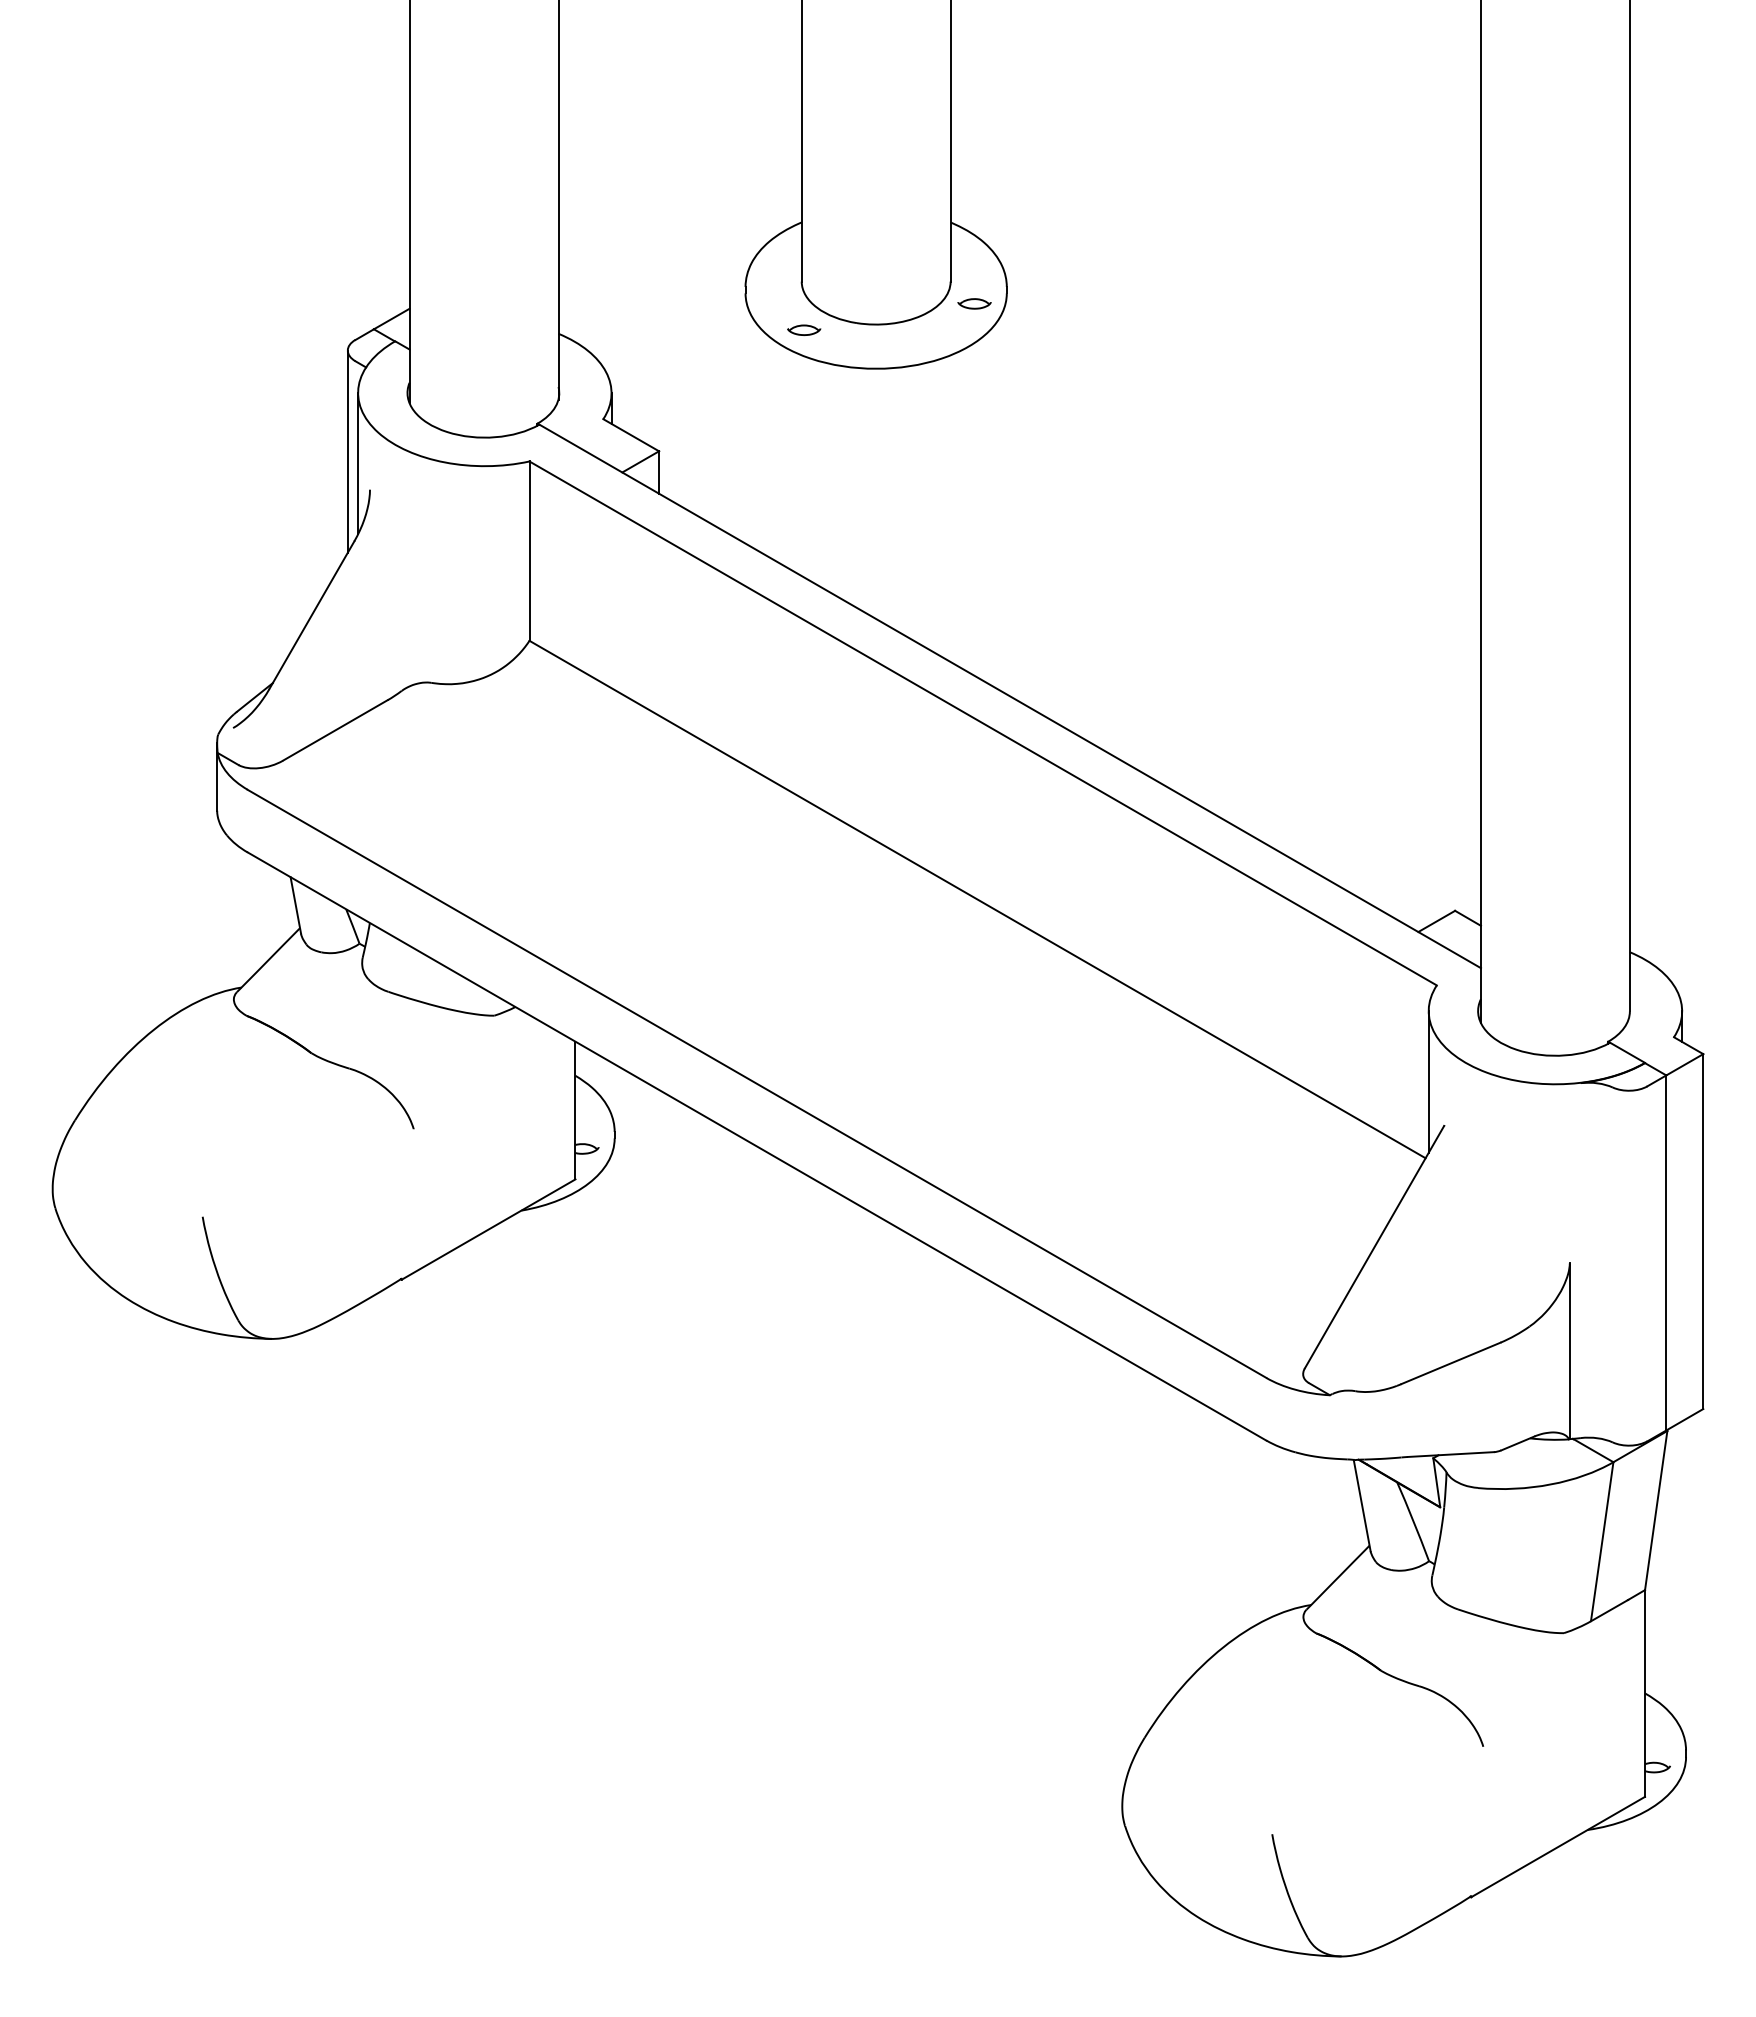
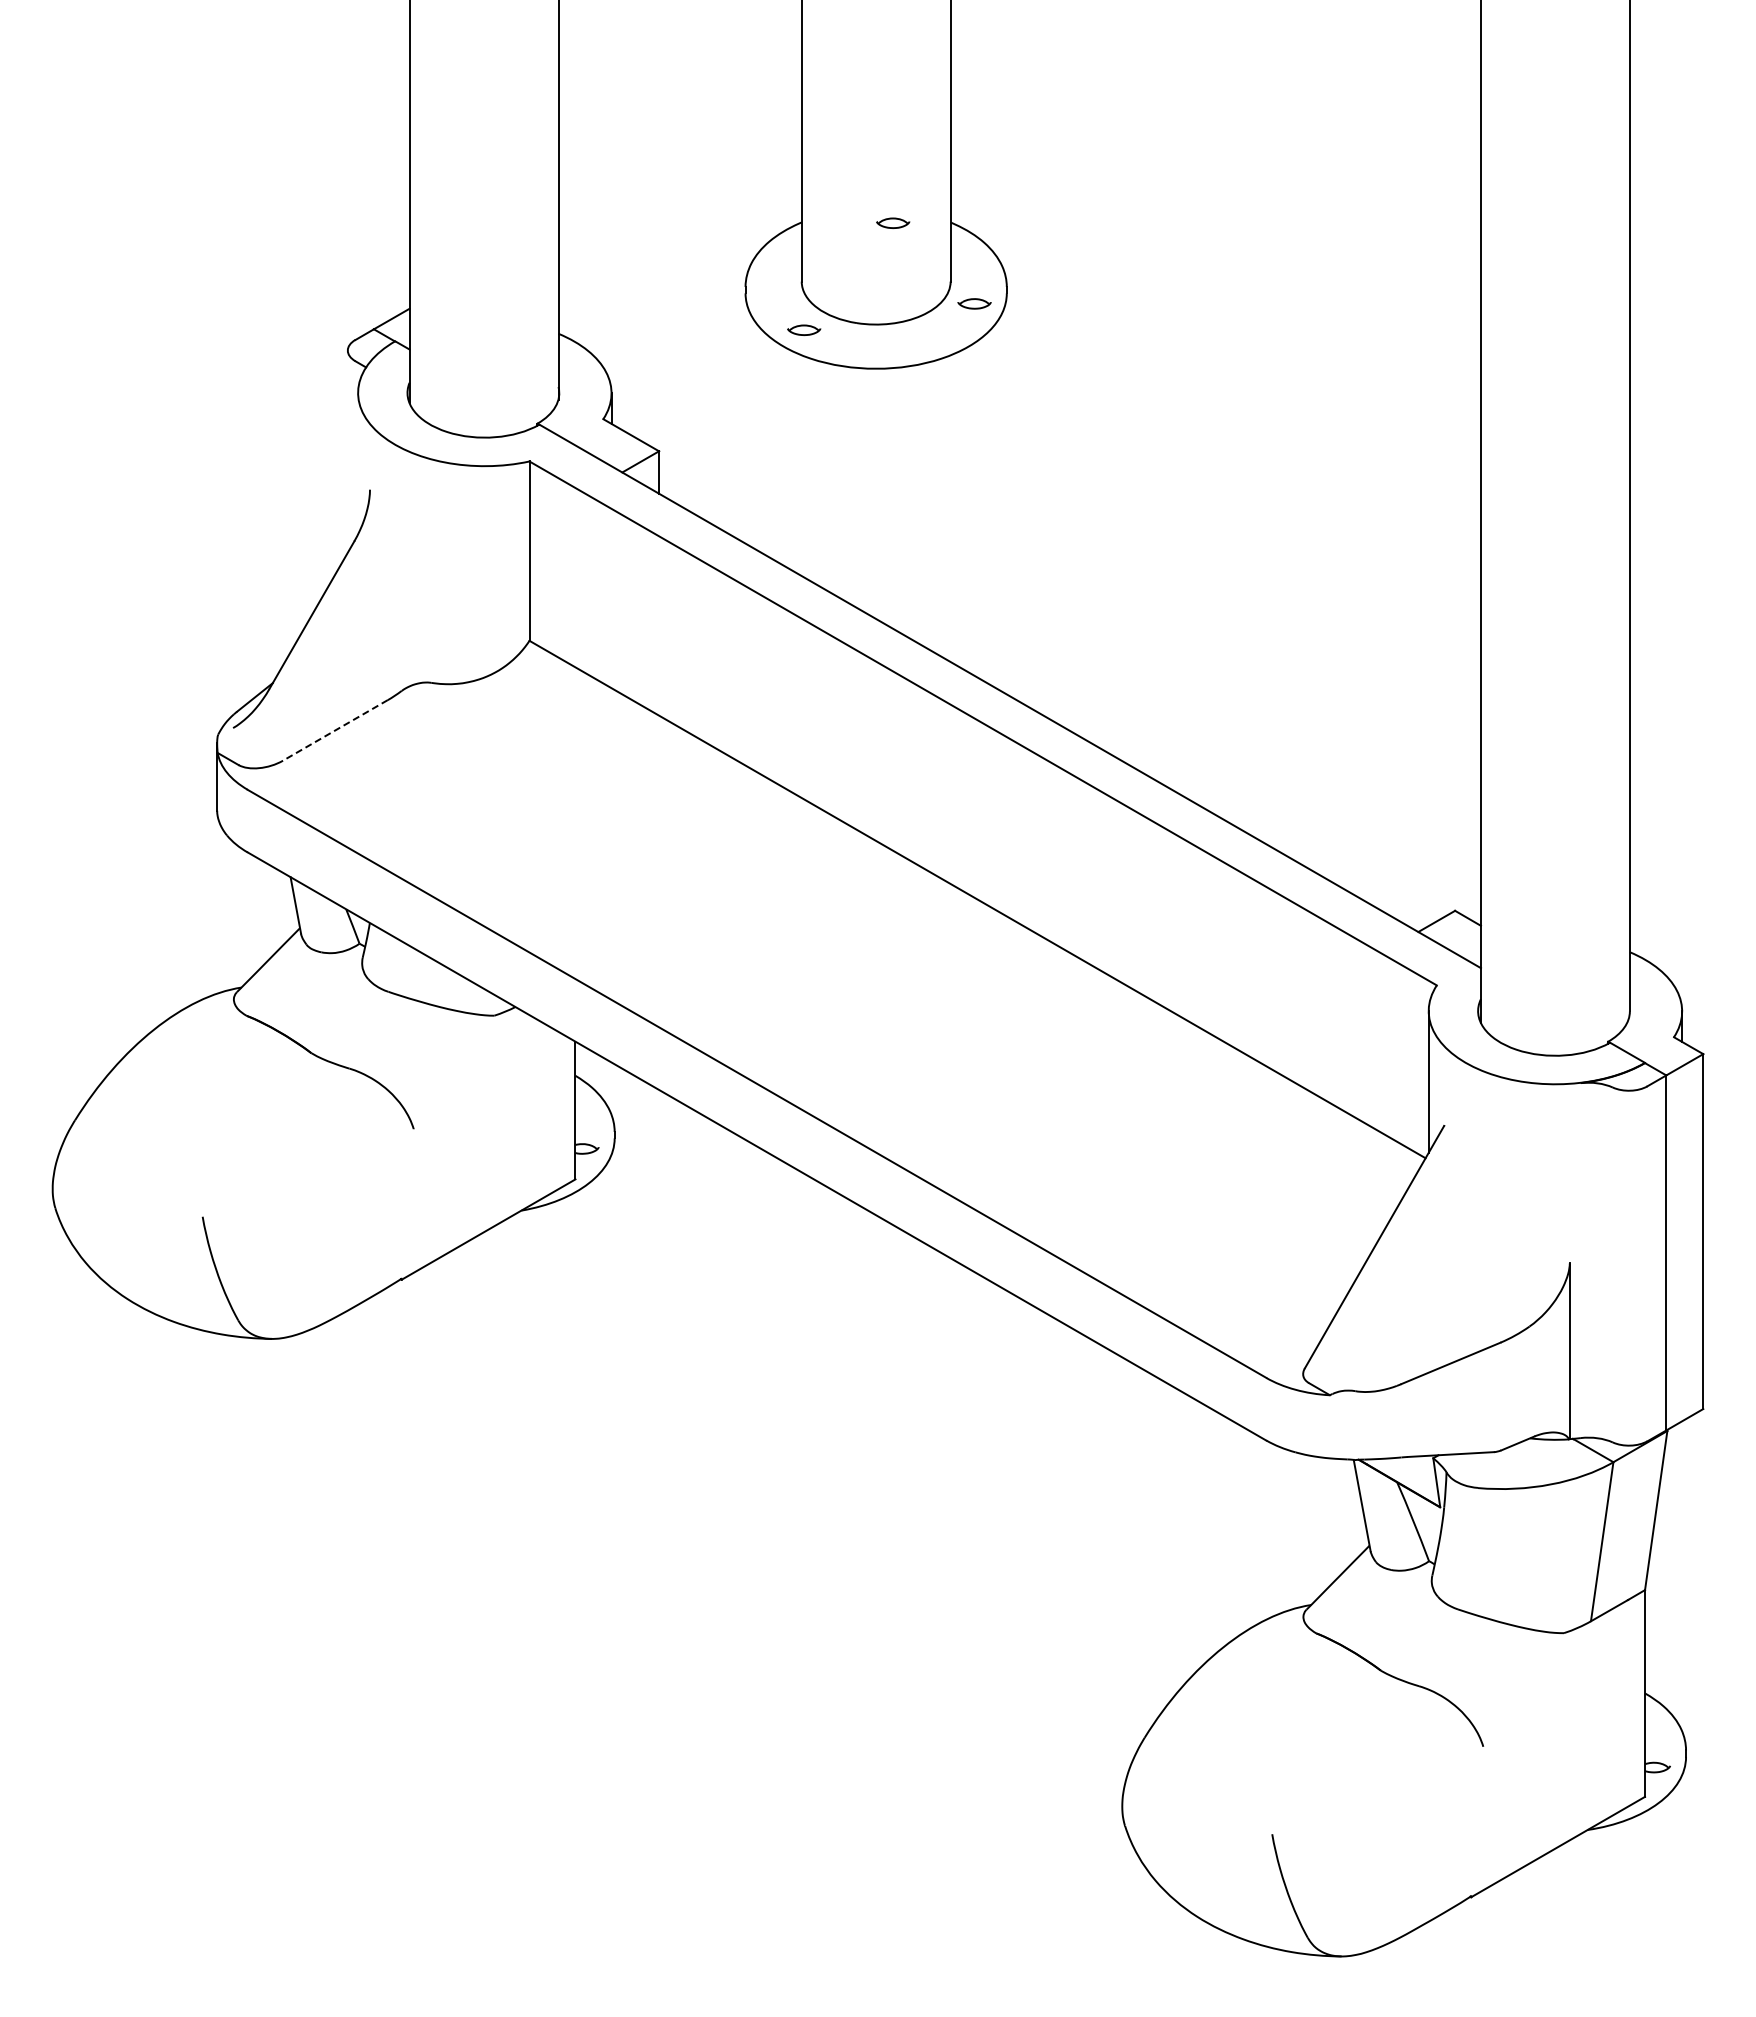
part: none -> present (893, 222)
line: present -> none (347, 451)
line: present -> none (358, 463)
line: solid -> dashed (335, 730)
